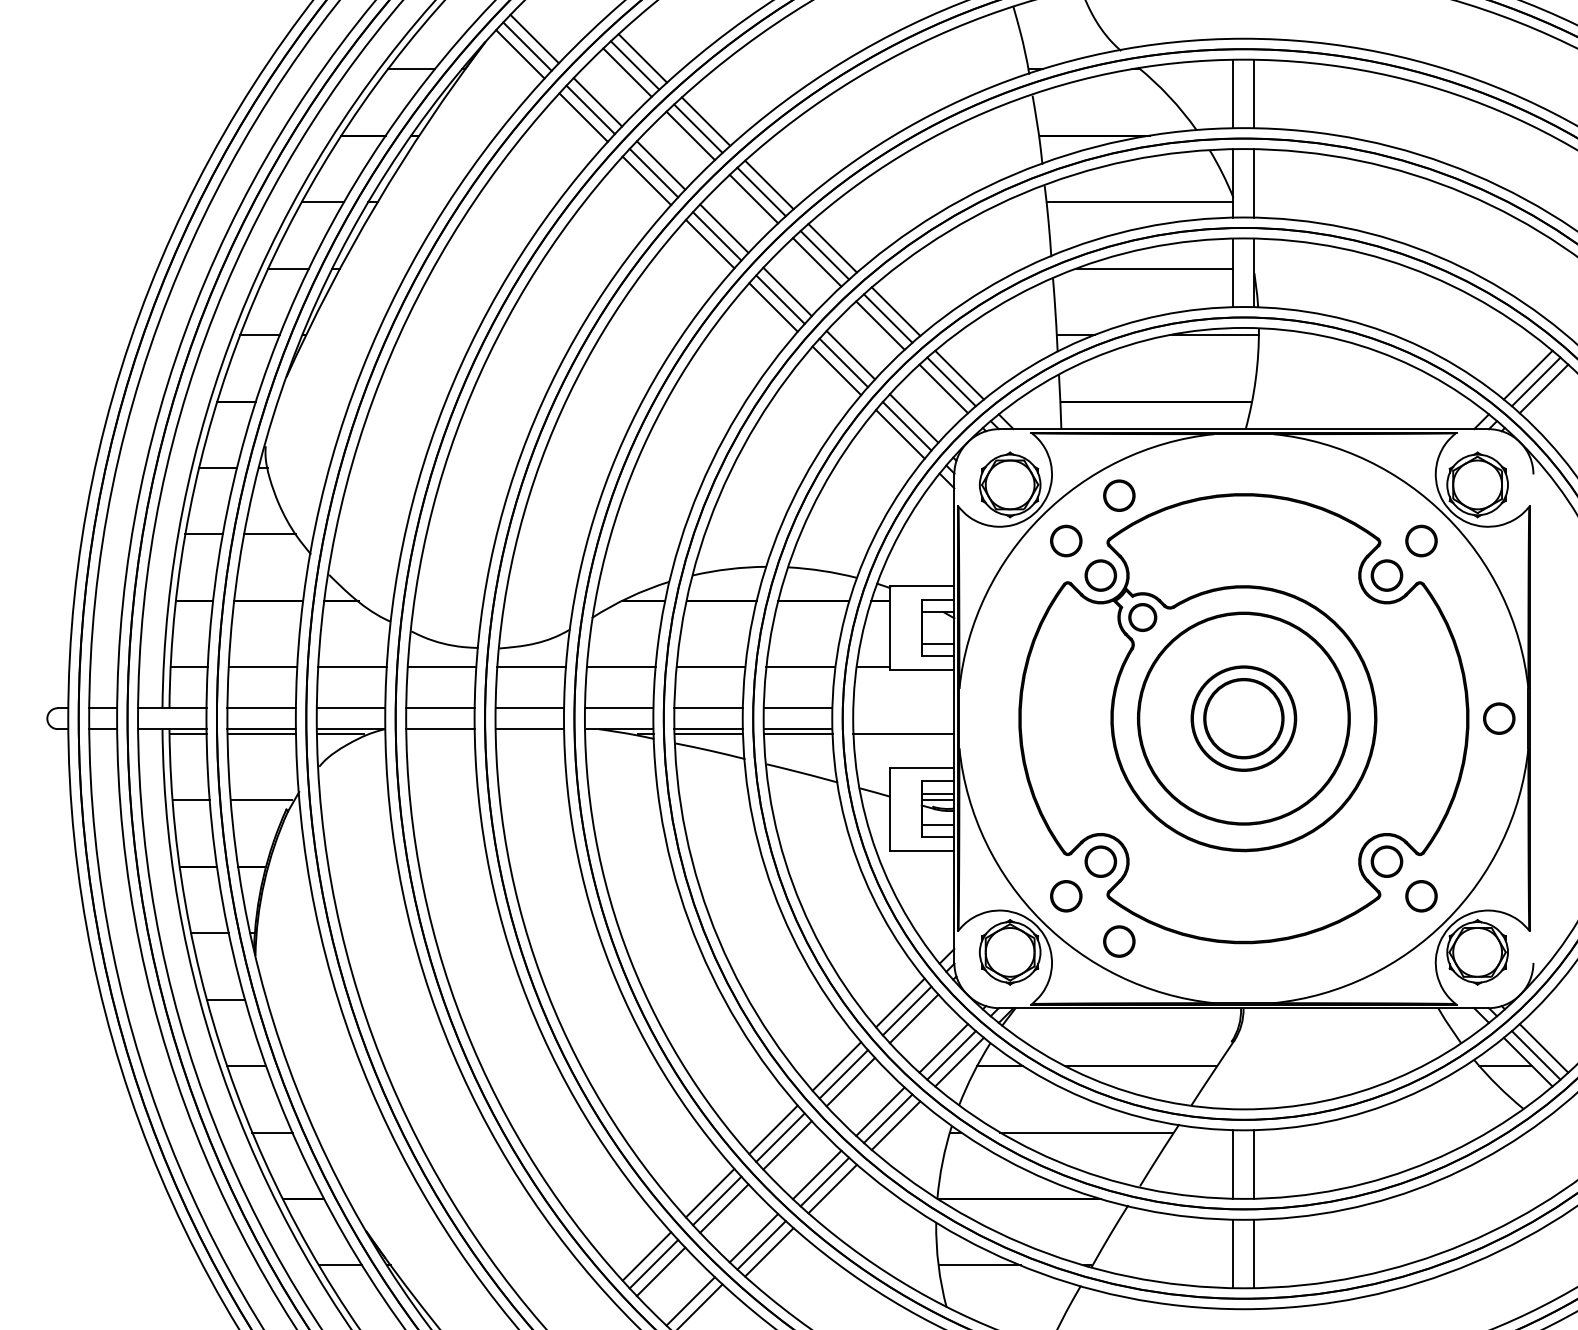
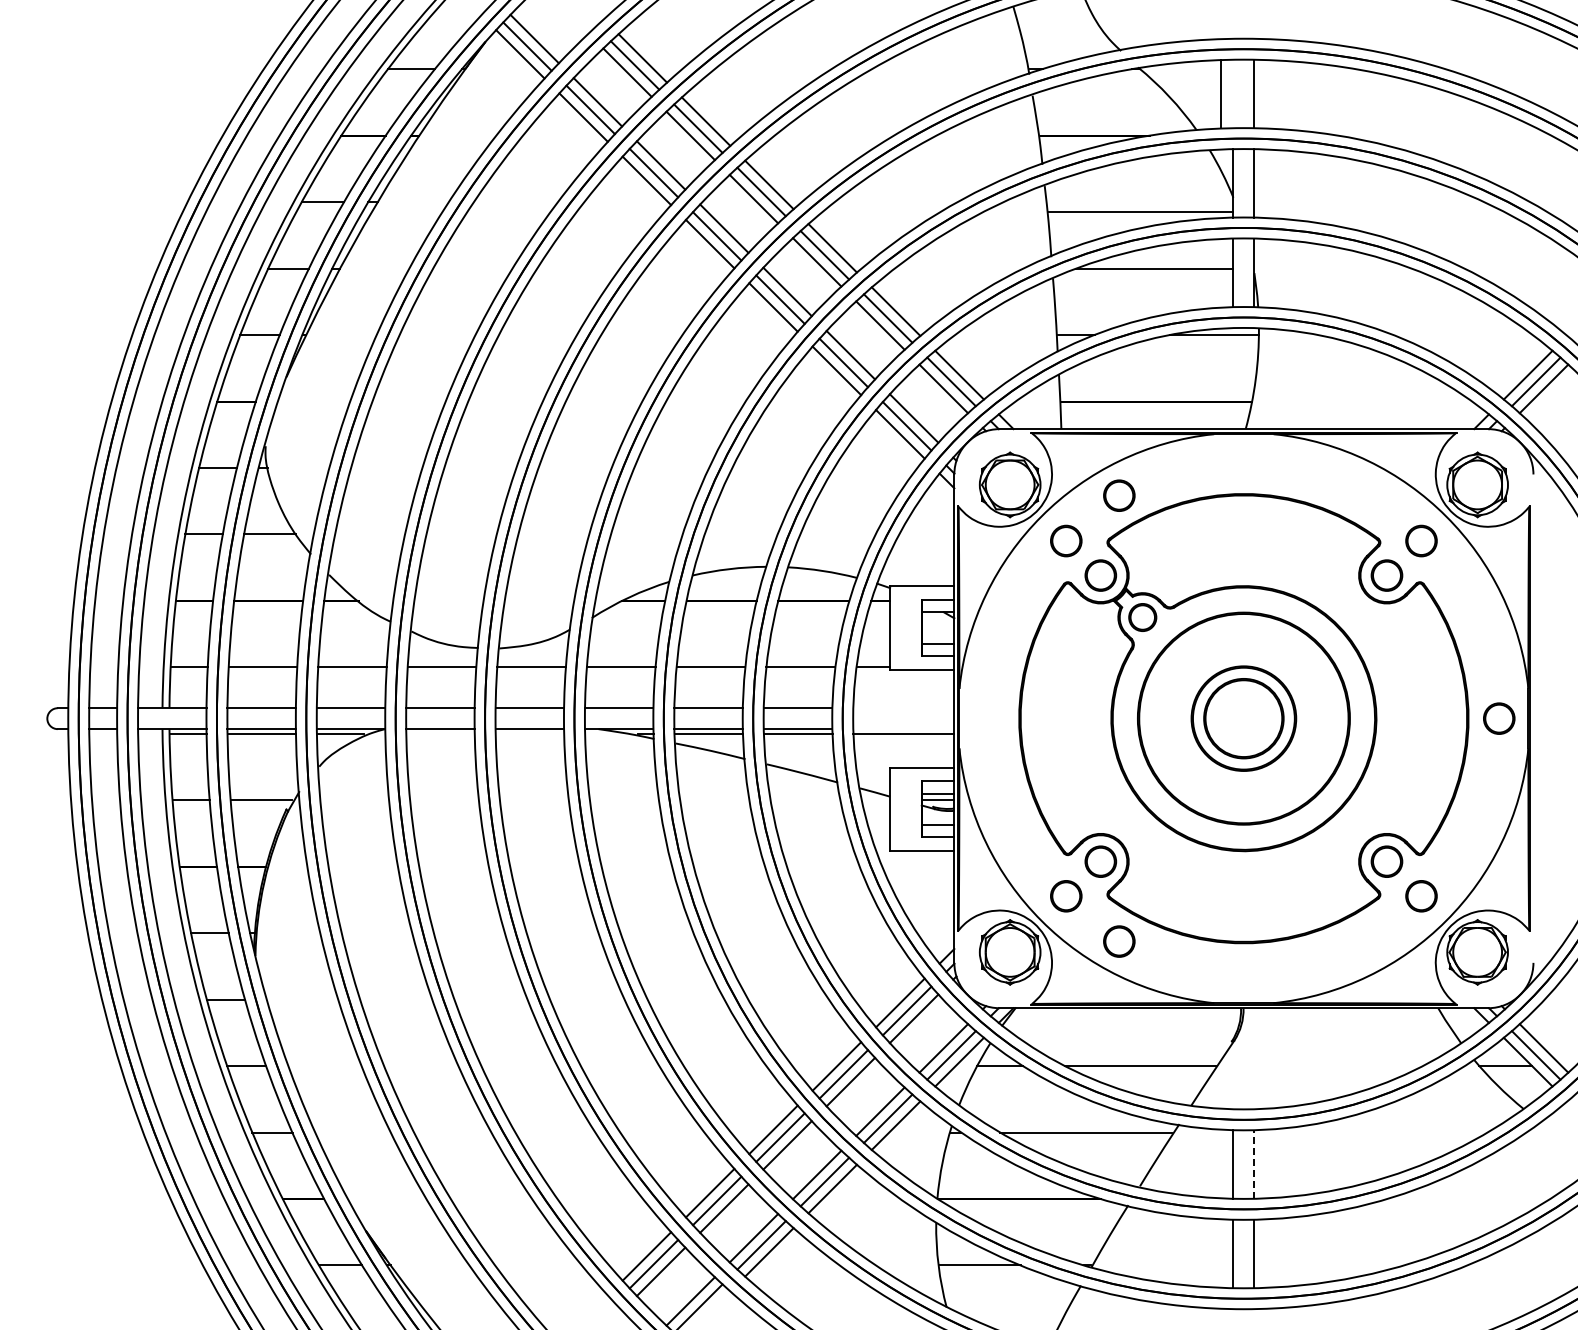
line position: (1233, 93) -> (1221, 93) (1221, 93)
line position: (1140, 202) -> (1140, 212) (1140, 212)
line: solid -> dashed (1254, 1163)
